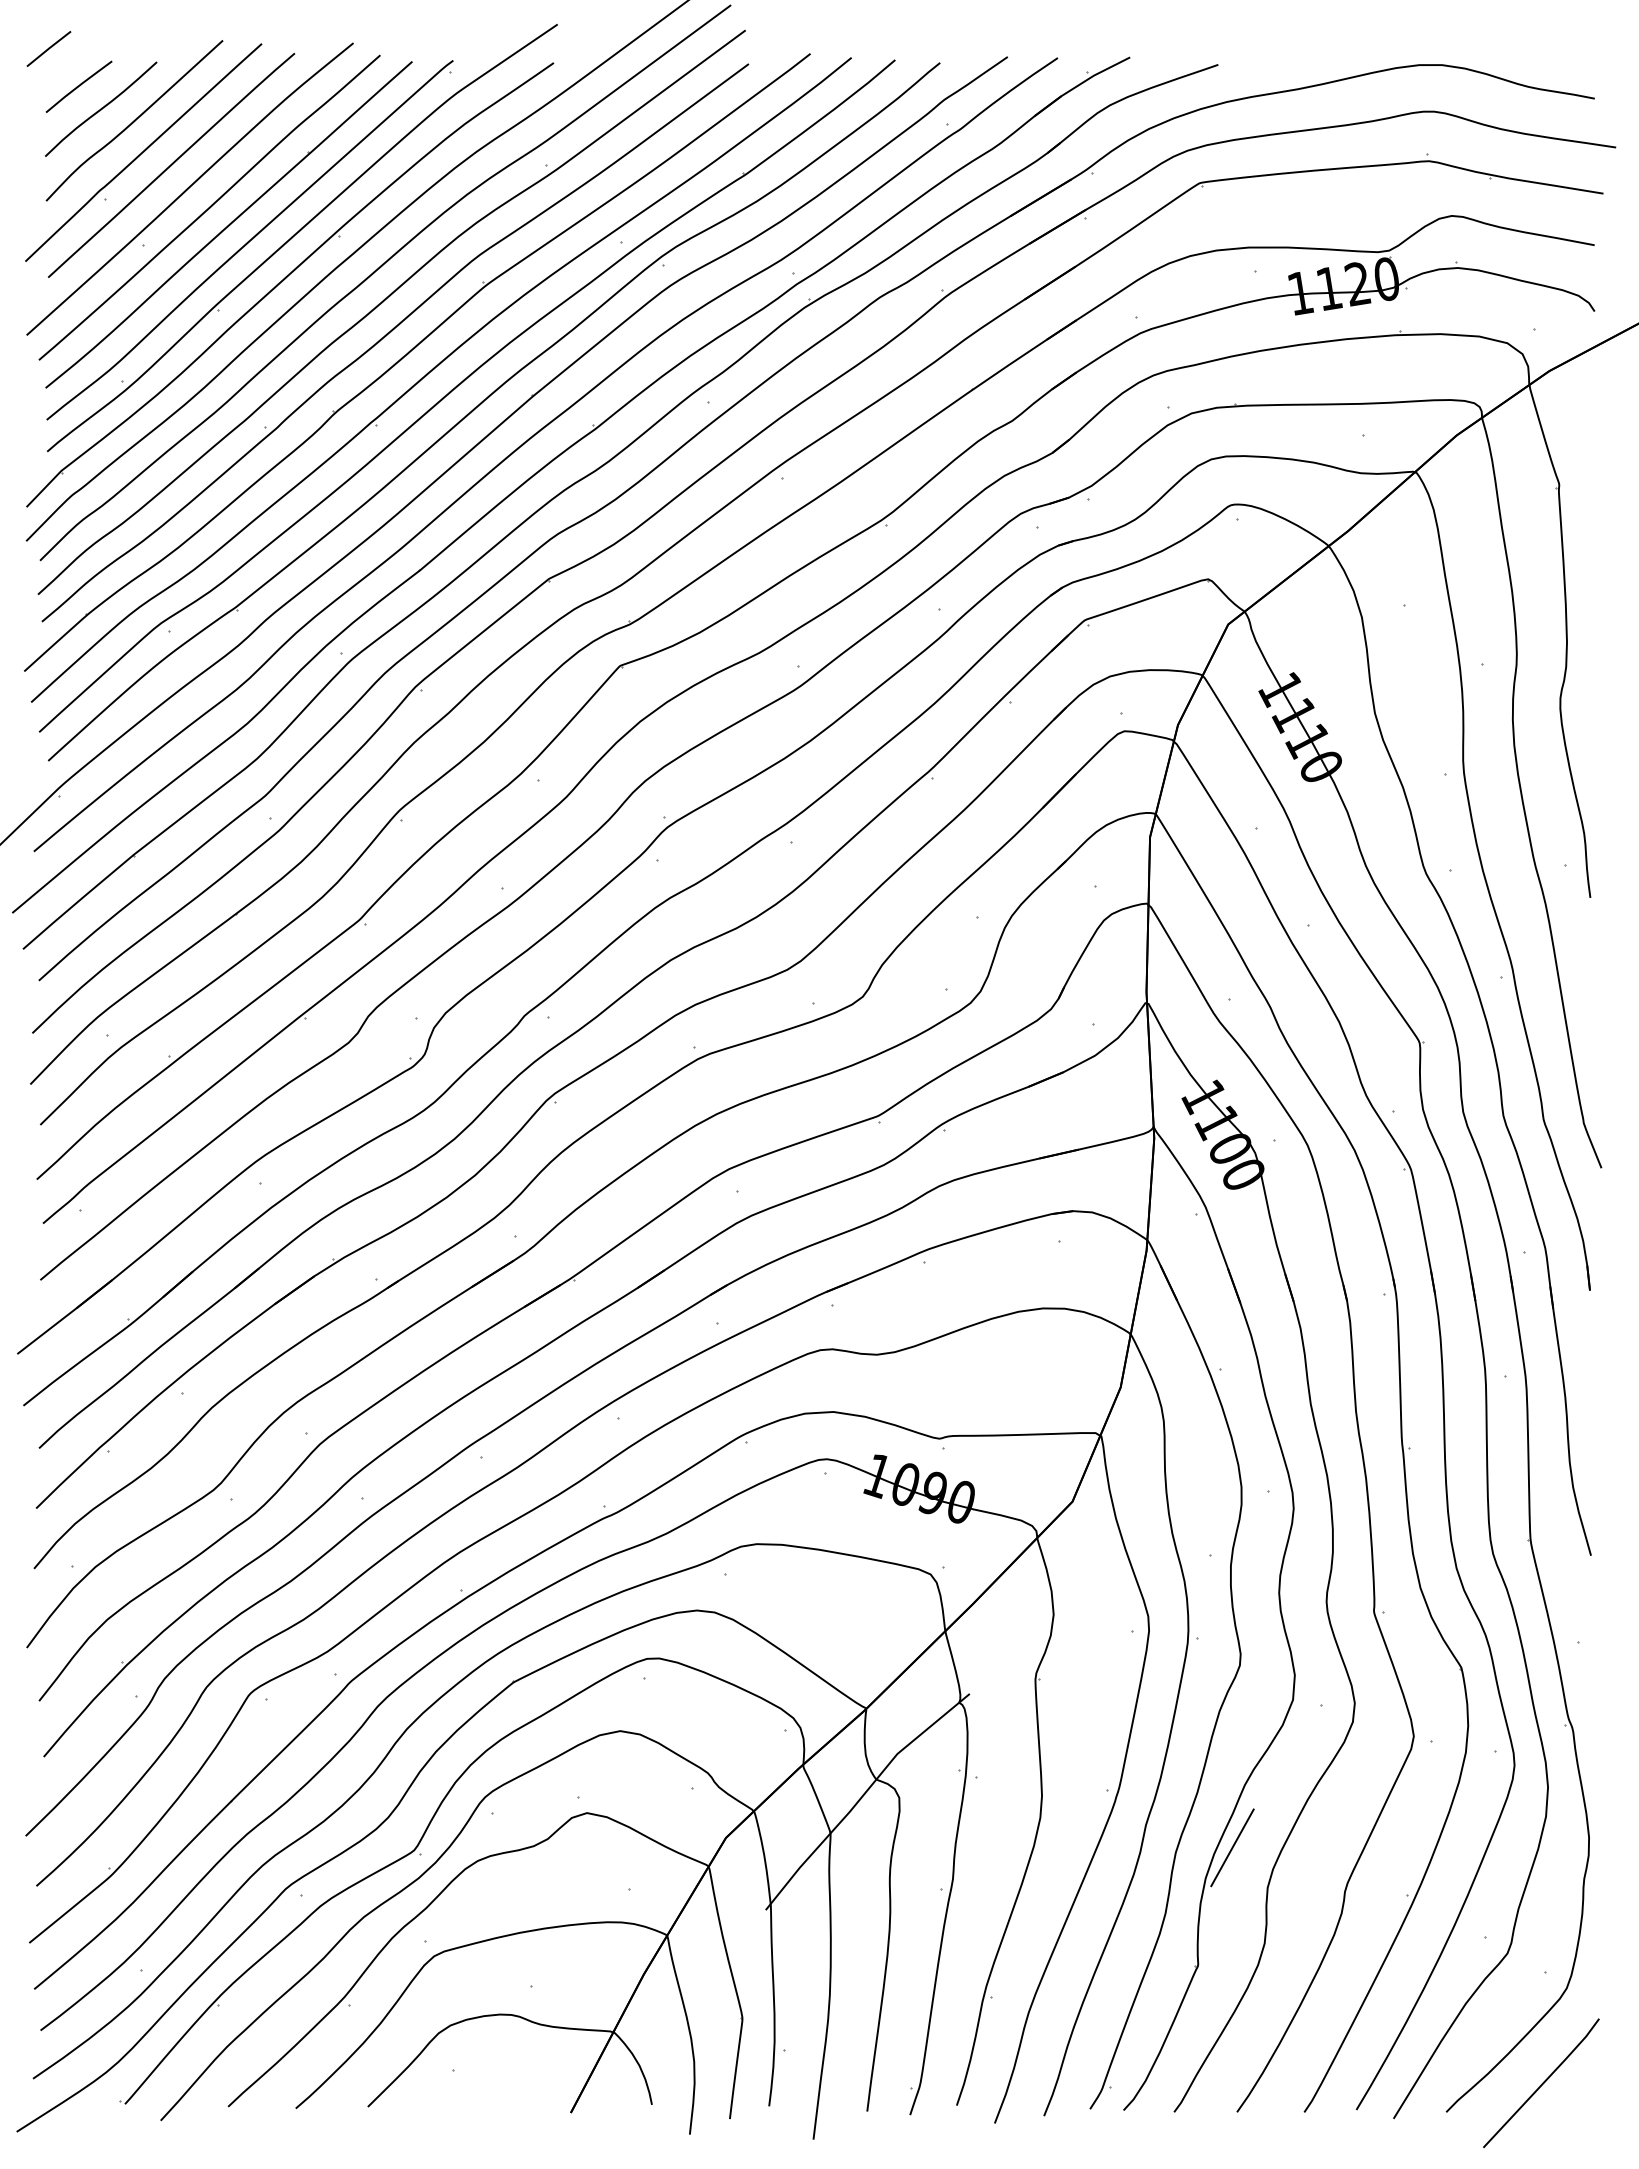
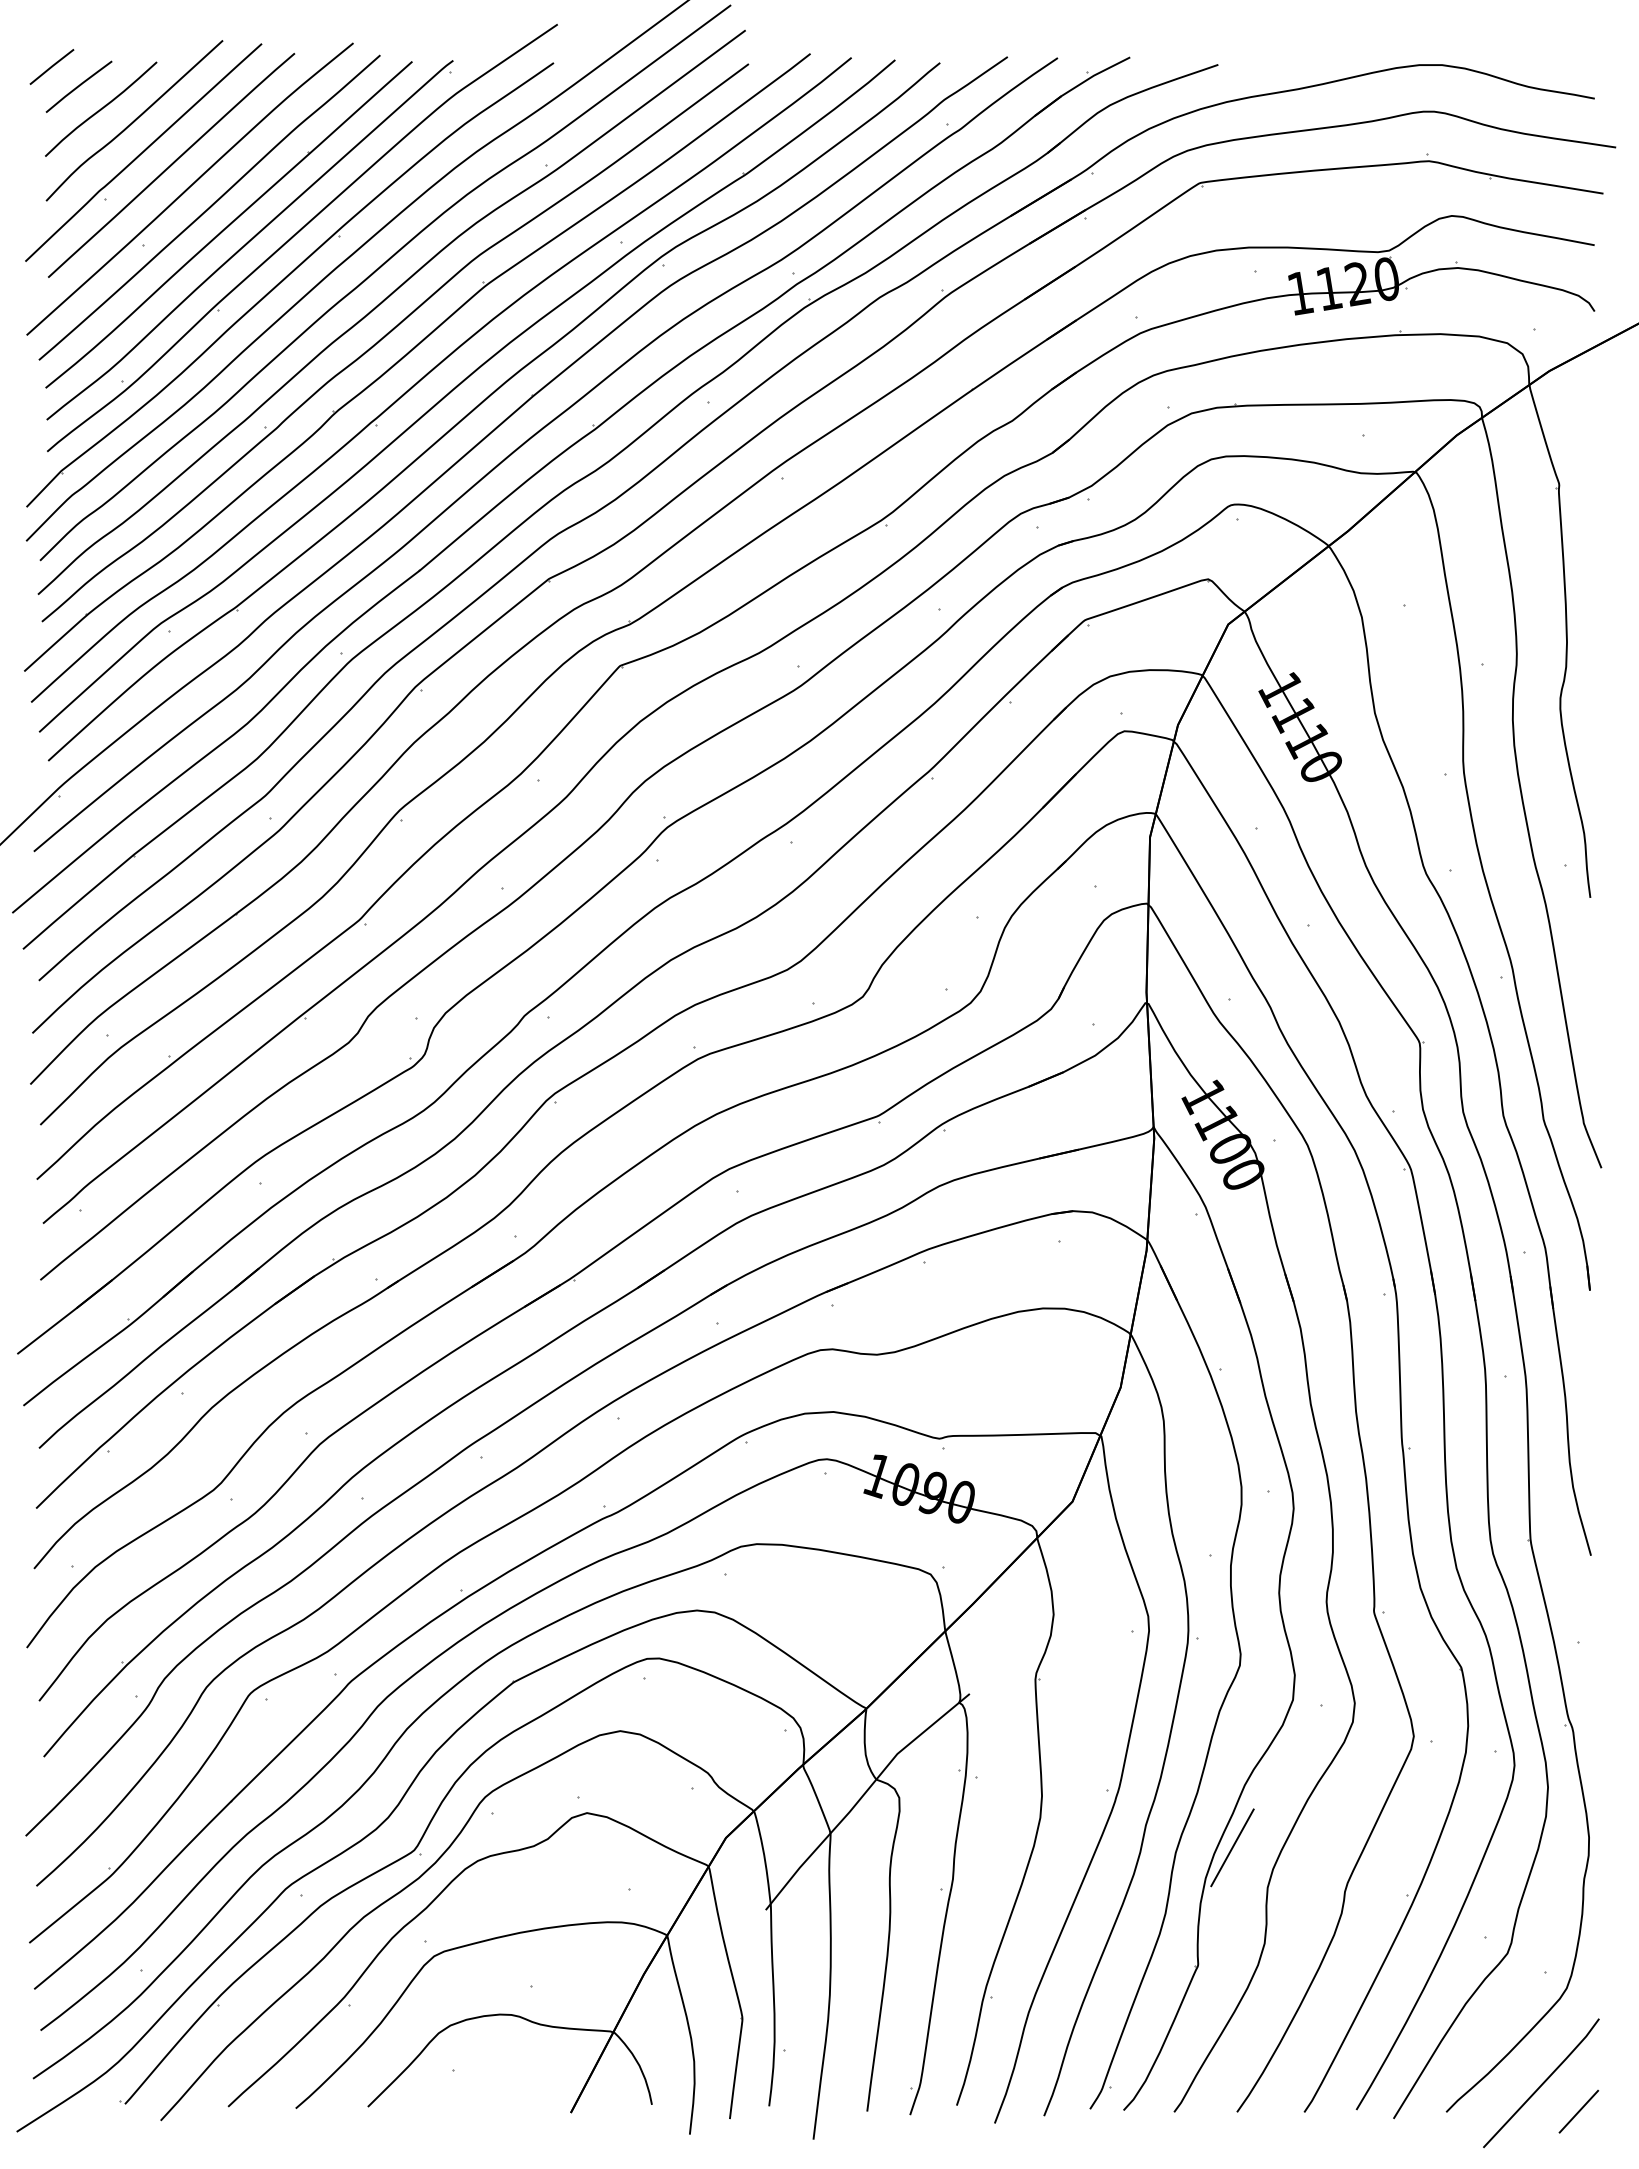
line position: (48, 48) -> (51, 66) (51, 66)
line: none -> present (1578, 2111)
